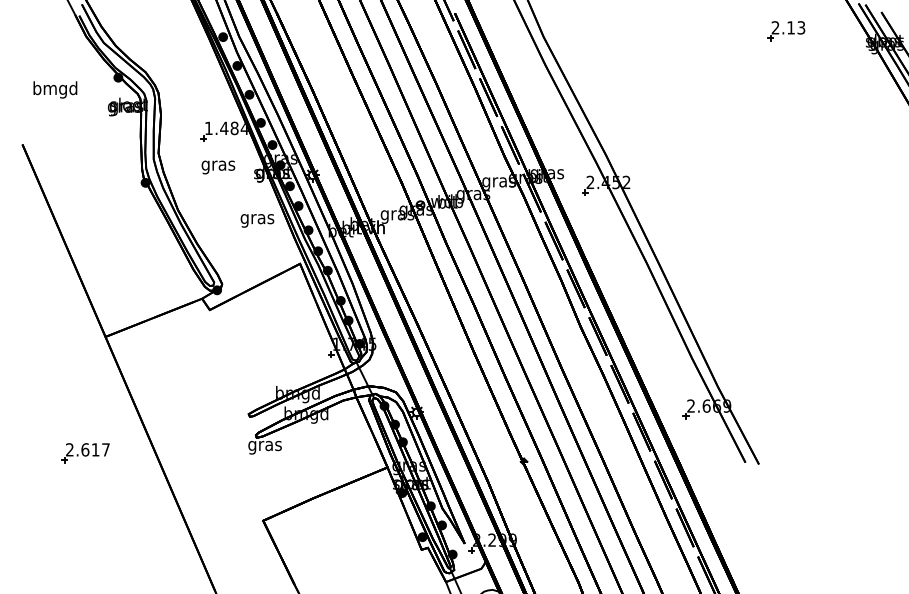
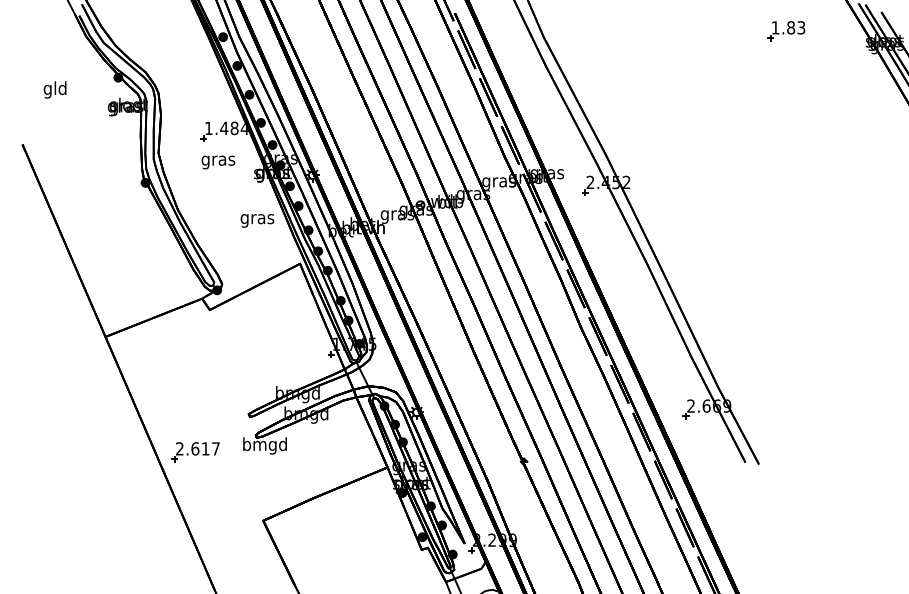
text: 2.13 -> 1.83 (783, 27)
text: bmgd -> gld (55, 89)
text position: (218, 167) -> (218, 162) (218, 162)
text: gras -> bmgd (264, 445)
part position: (85, 453) -> (195, 452) (195, 452)
